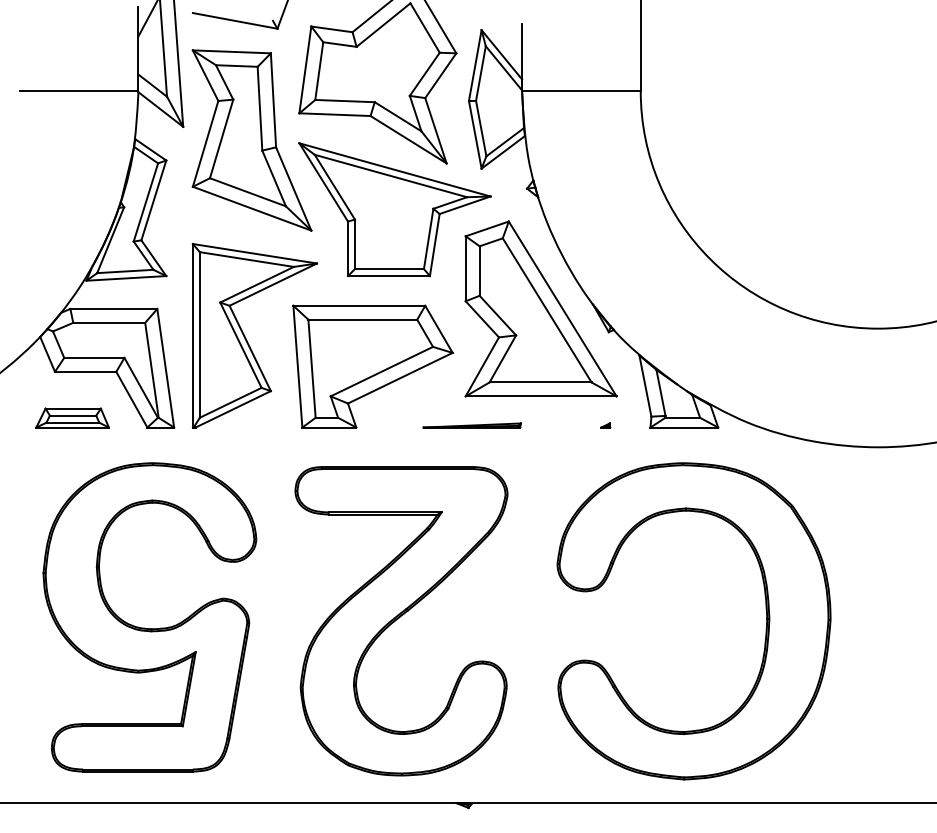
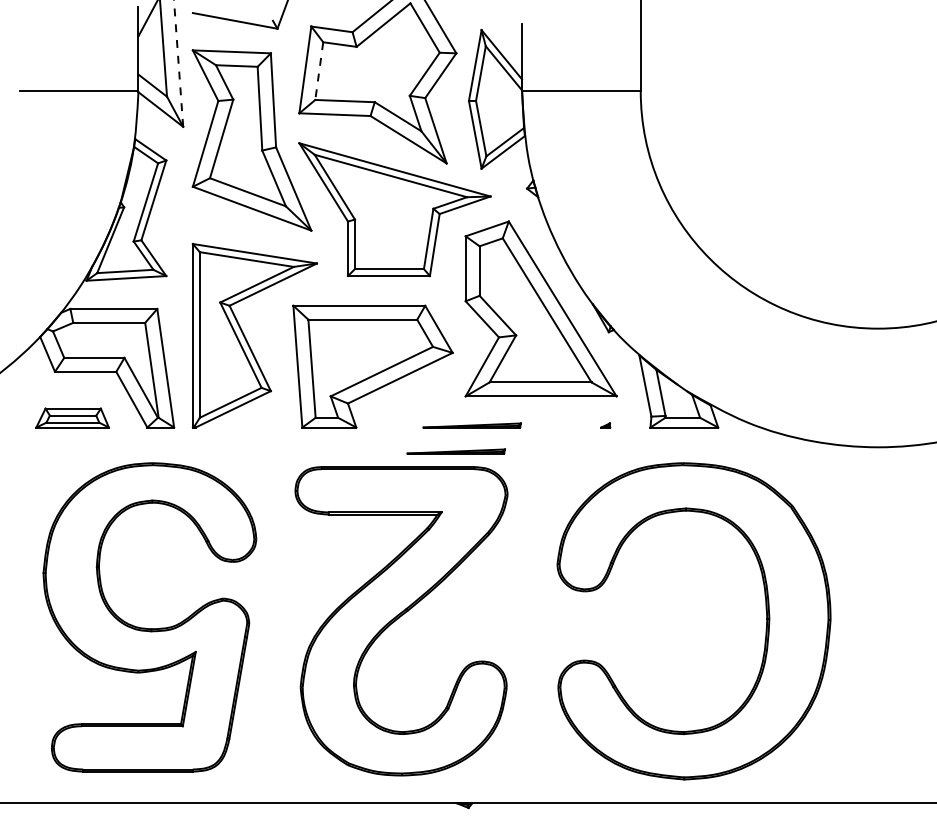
line: solid -> dashed (178, 63)
line: solid -> dashed (319, 71)
part: none -> present (455, 451)
